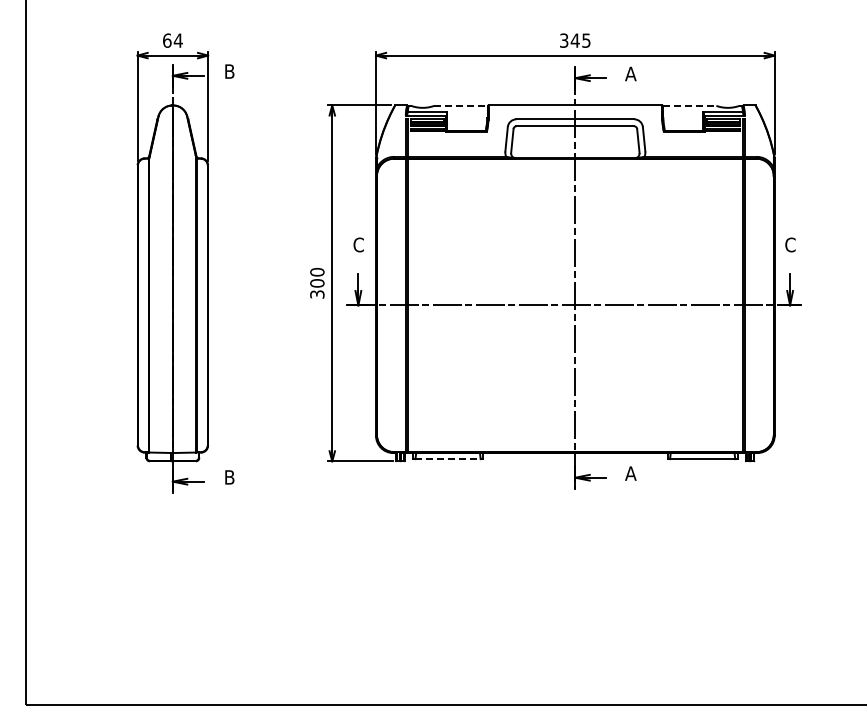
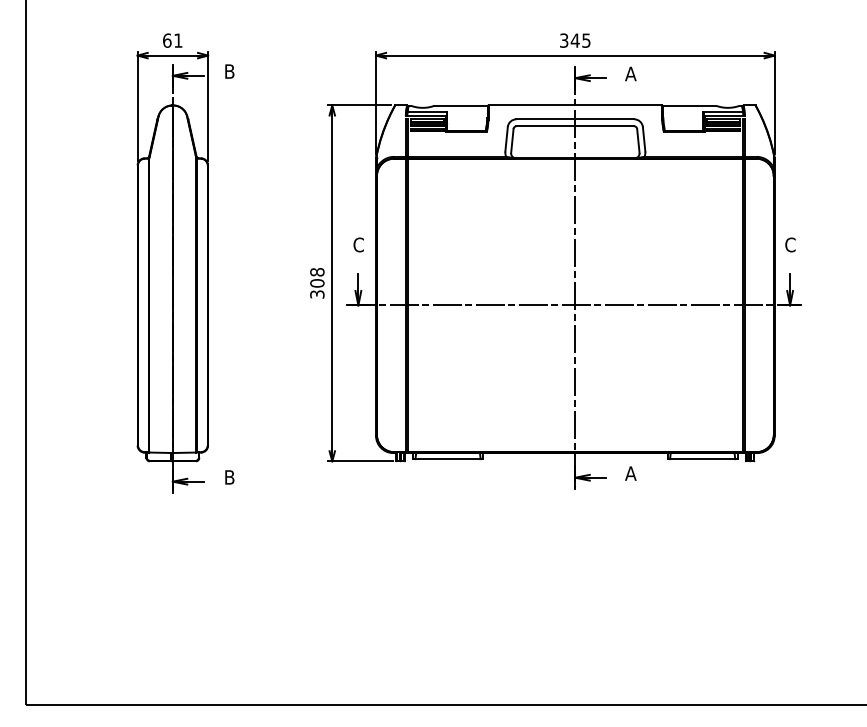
text: 64 -> 61 (177, 40)
line: dashed -> solid (460, 105)
line: dashed -> solid (689, 105)
text: 300 -> 308 (317, 271)
line: dashed -> solid (448, 459)
